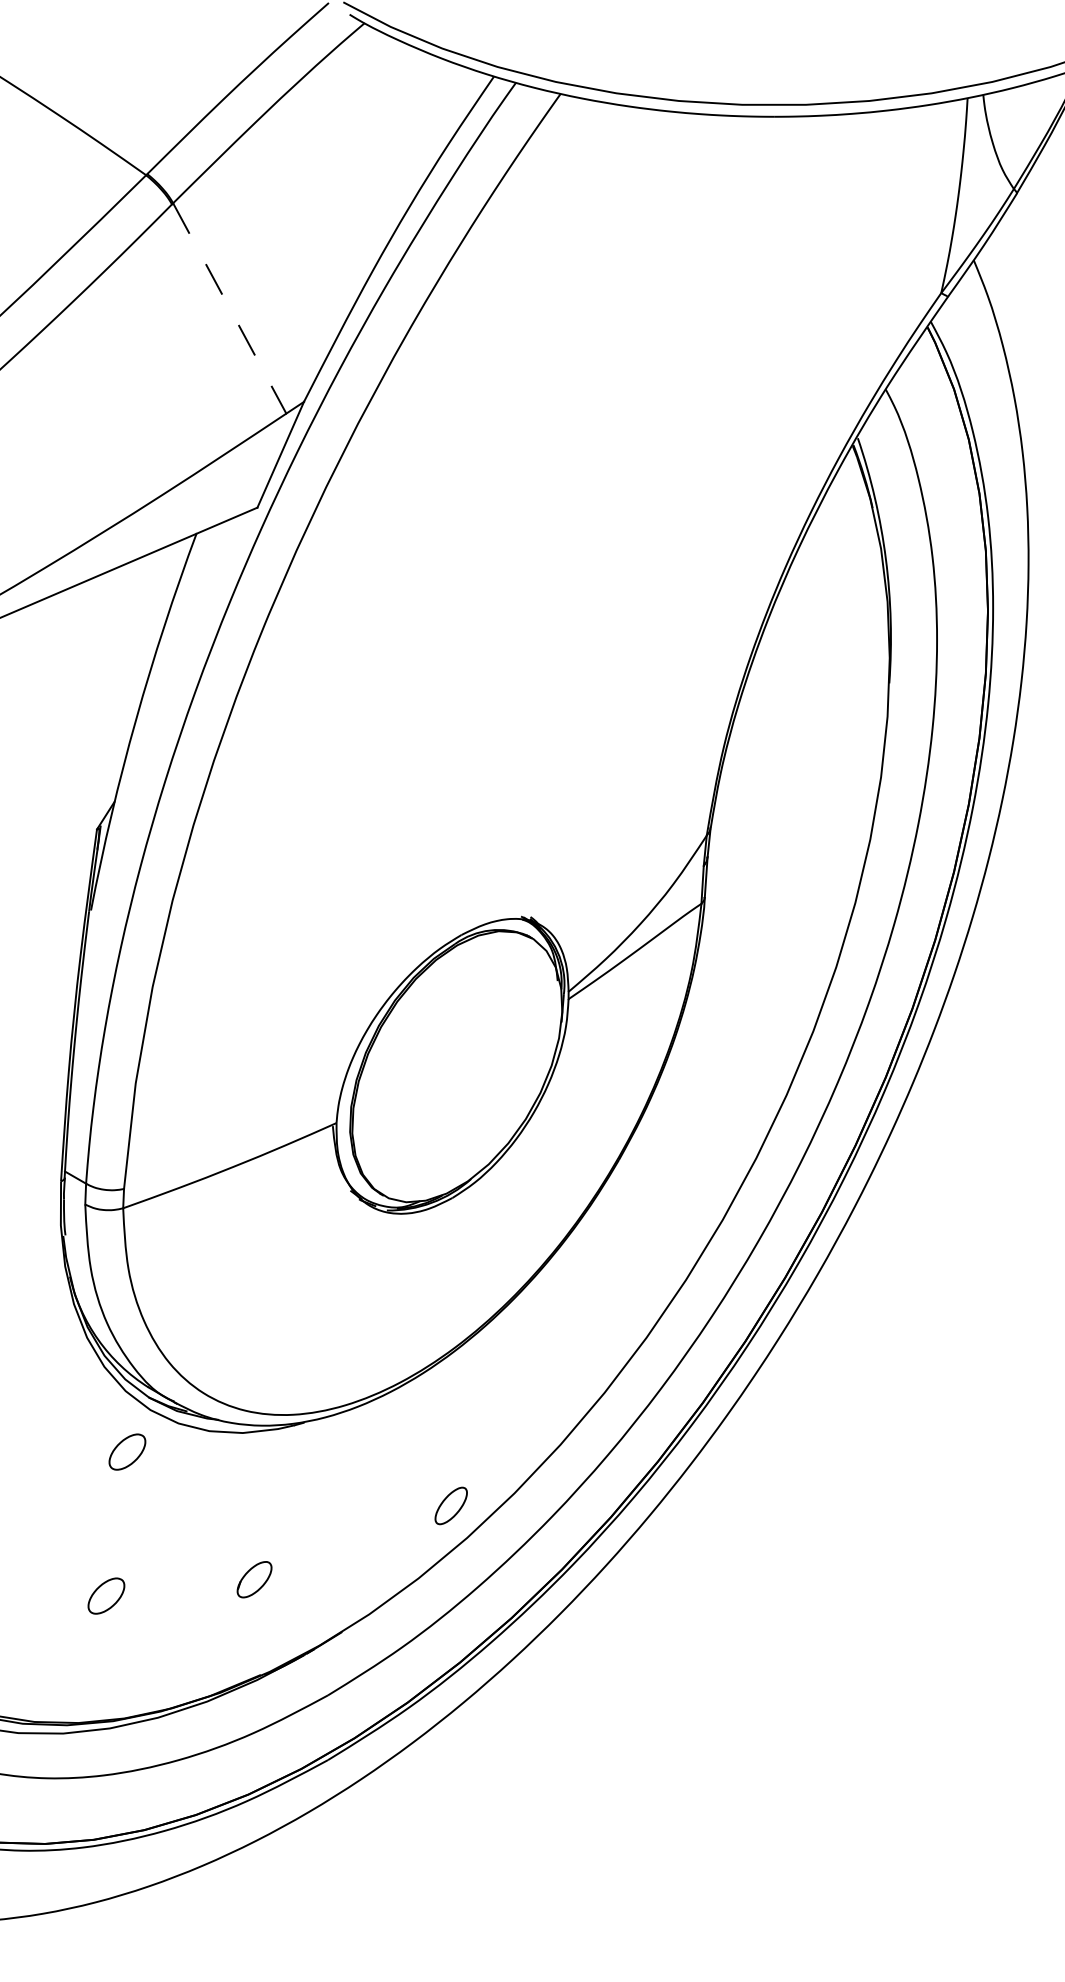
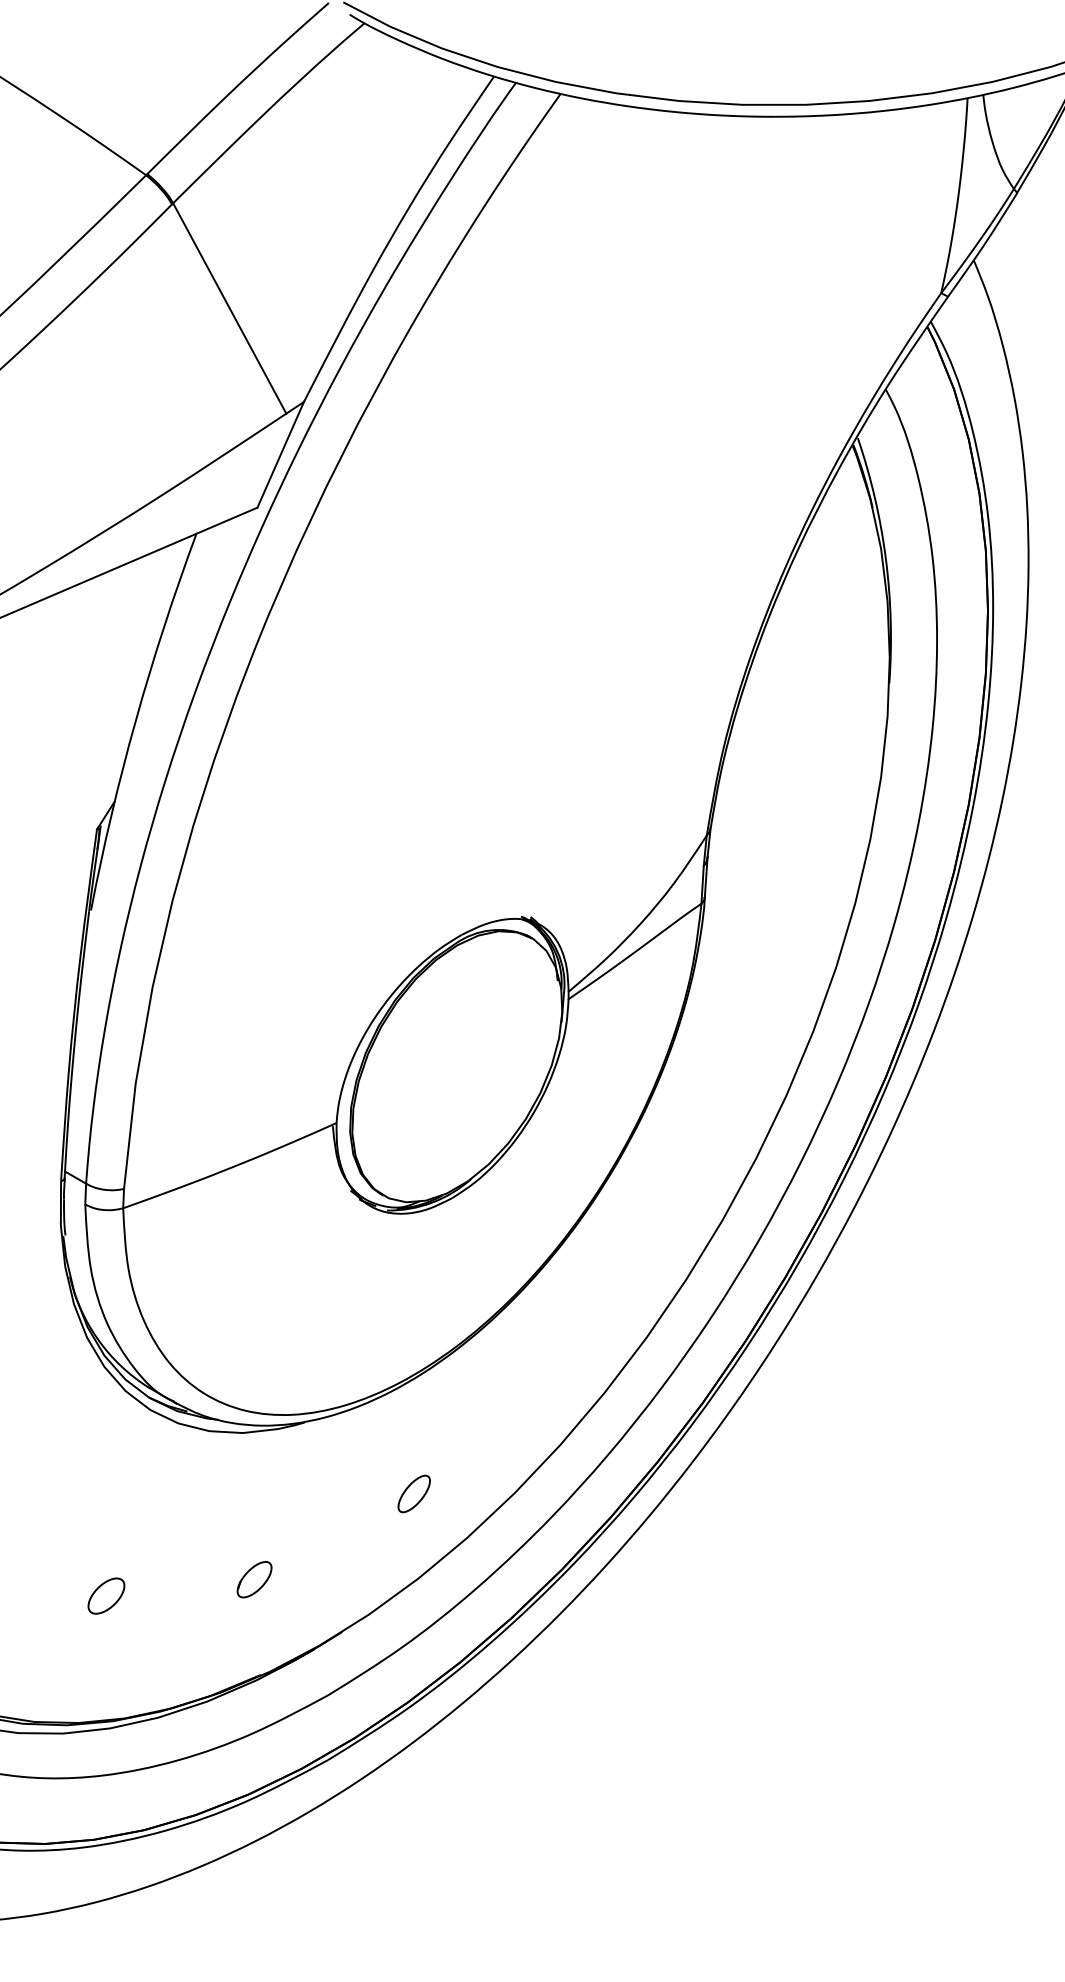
line: dashed -> solid (229, 308)
part: present -> none (127, 1451)
part position: (450, 1505) -> (413, 1493) (413, 1493)
